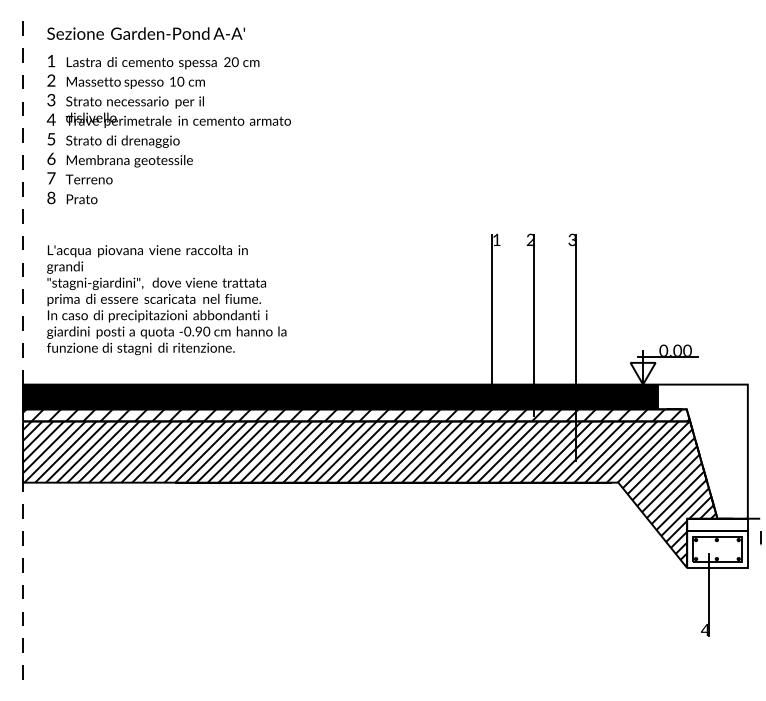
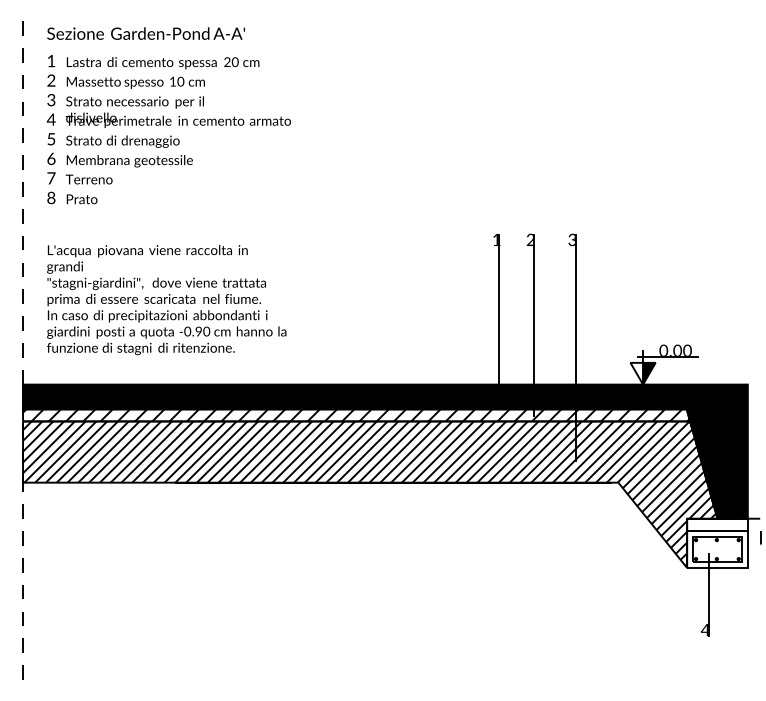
line position: (491, 315) -> (498, 315) (498, 315)
fill: none -> present (649, 373)
fill: none -> present (702, 451)
